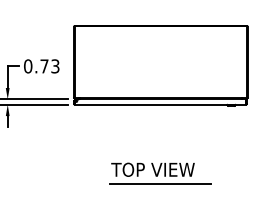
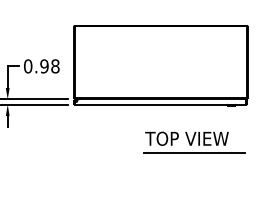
text: 0.73 -> 0.98 (49, 66)
part position: (160, 173) -> (194, 142) (194, 142)
